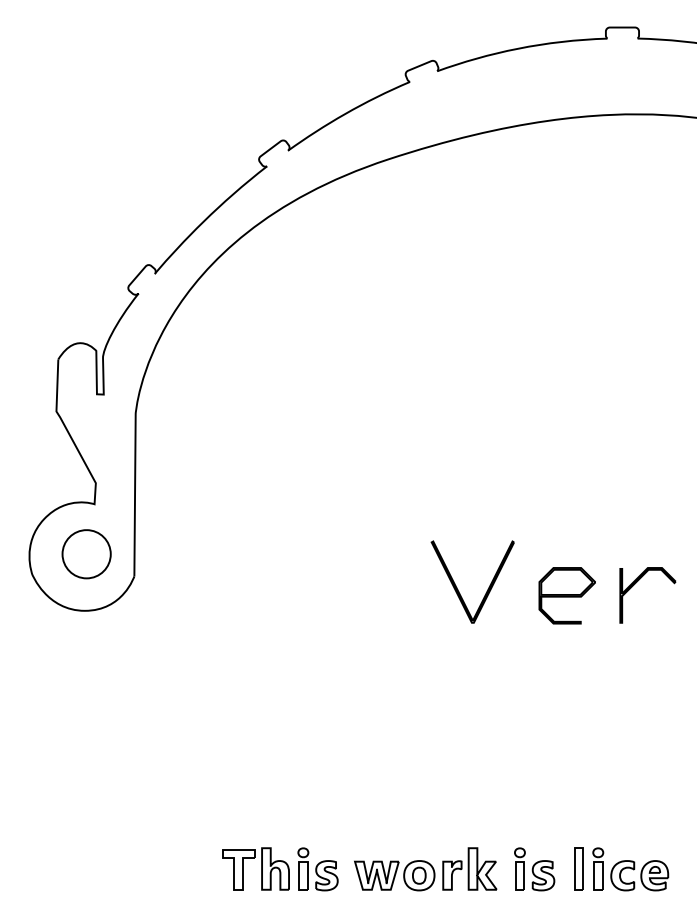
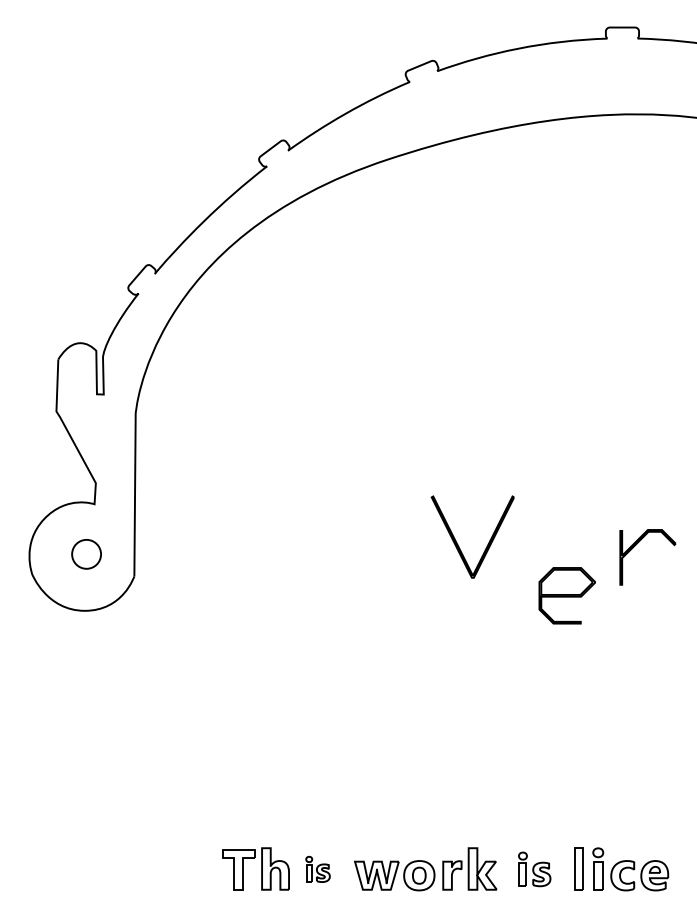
part size: 51x51 px -> 31x31 px (86, 554)
part position: (636, 583) -> (636, 545) (636, 545)
part position: (458, 589) -> (458, 544) (458, 544)
part size: 42x45 px -> 26x28 px (317, 868)
part size: 42x45 px -> 34x37 px (534, 869)
